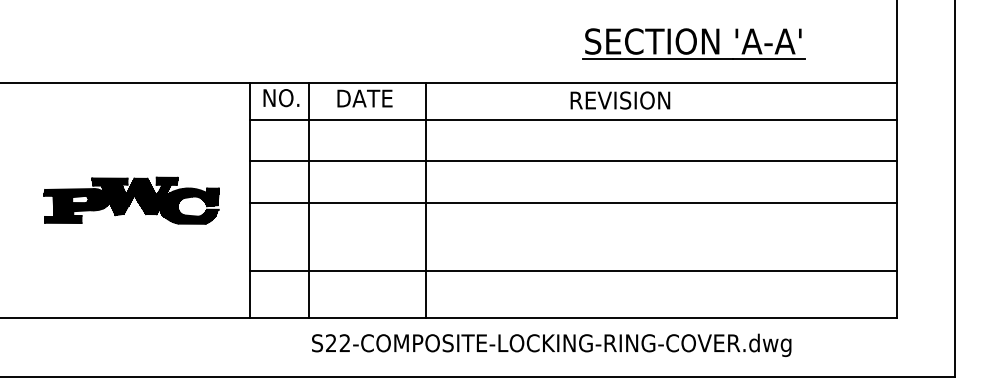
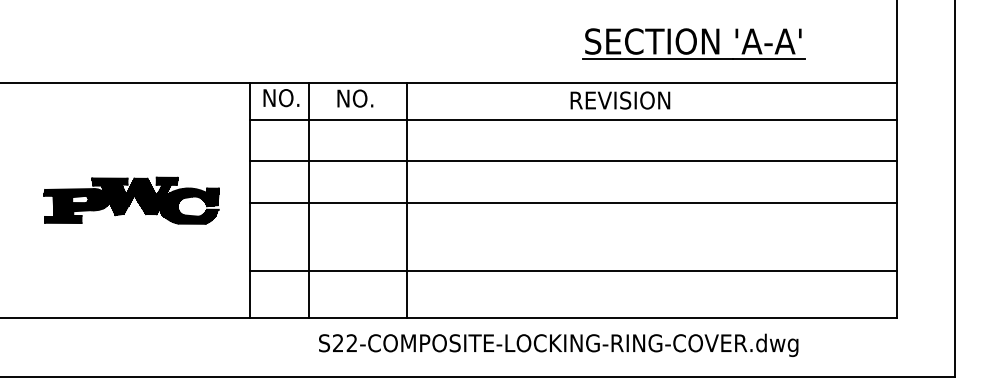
text: DATE -> NO. (365, 98)
line position: (426, 199) -> (407, 199) (407, 199)
text position: (551, 344) -> (558, 344) (558, 344)
